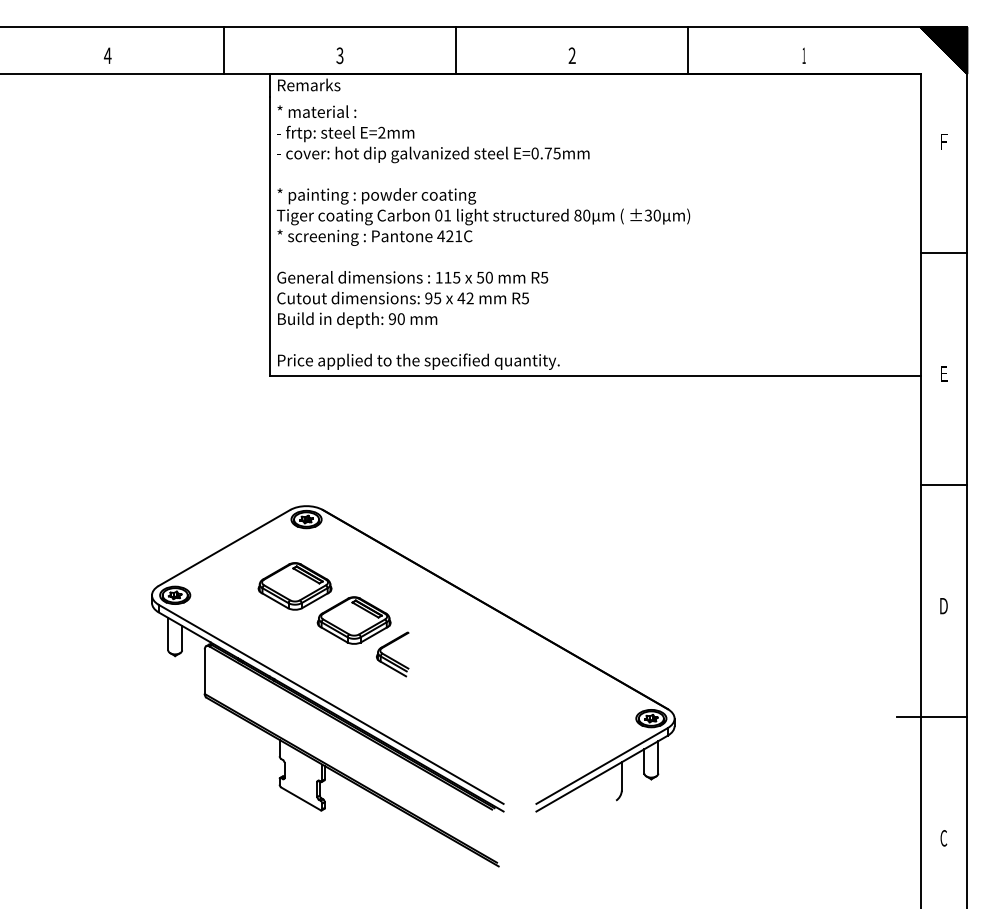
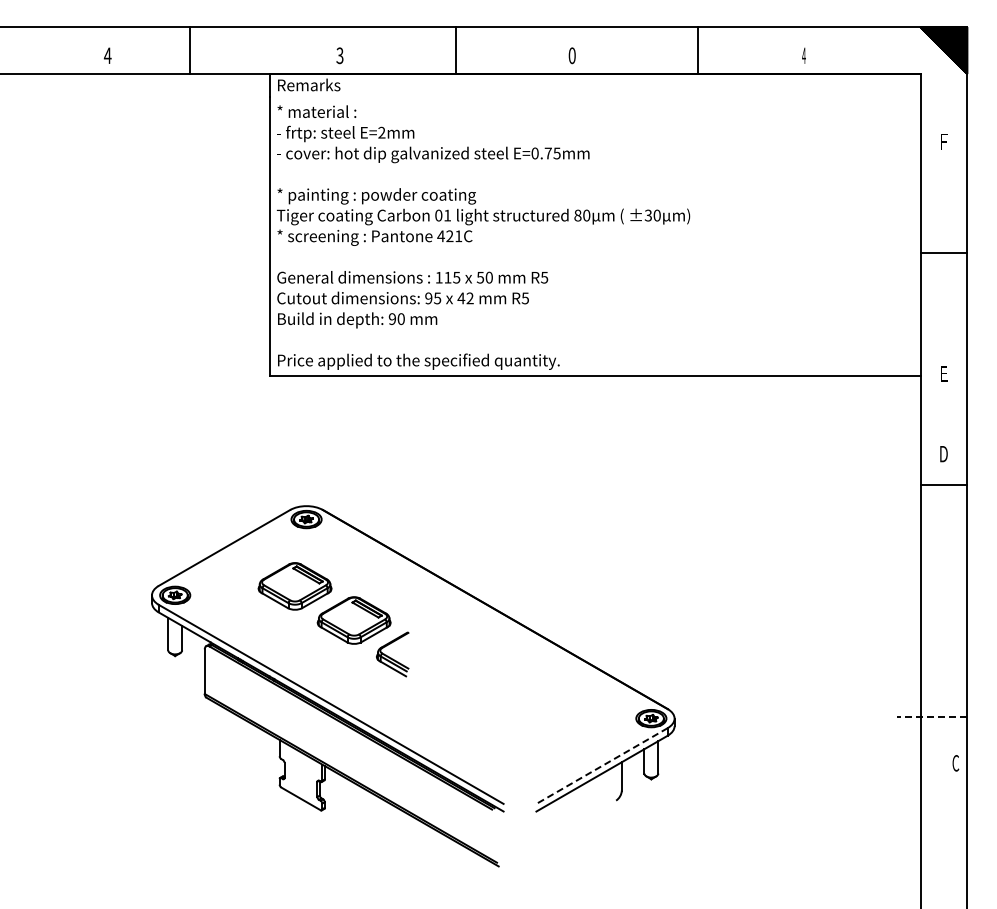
line position: (224, 50) -> (190, 50) (190, 50)
line position: (688, 50) -> (698, 50) (698, 50)
text: 2 -> 0 (571, 55)
text: 1 -> 4 (803, 55)
text position: (943, 606) -> (943, 454) (943, 454)
line: solid -> dashed (932, 716)
line: solid -> dashed (602, 766)
text position: (943, 838) -> (955, 763) (955, 763)
